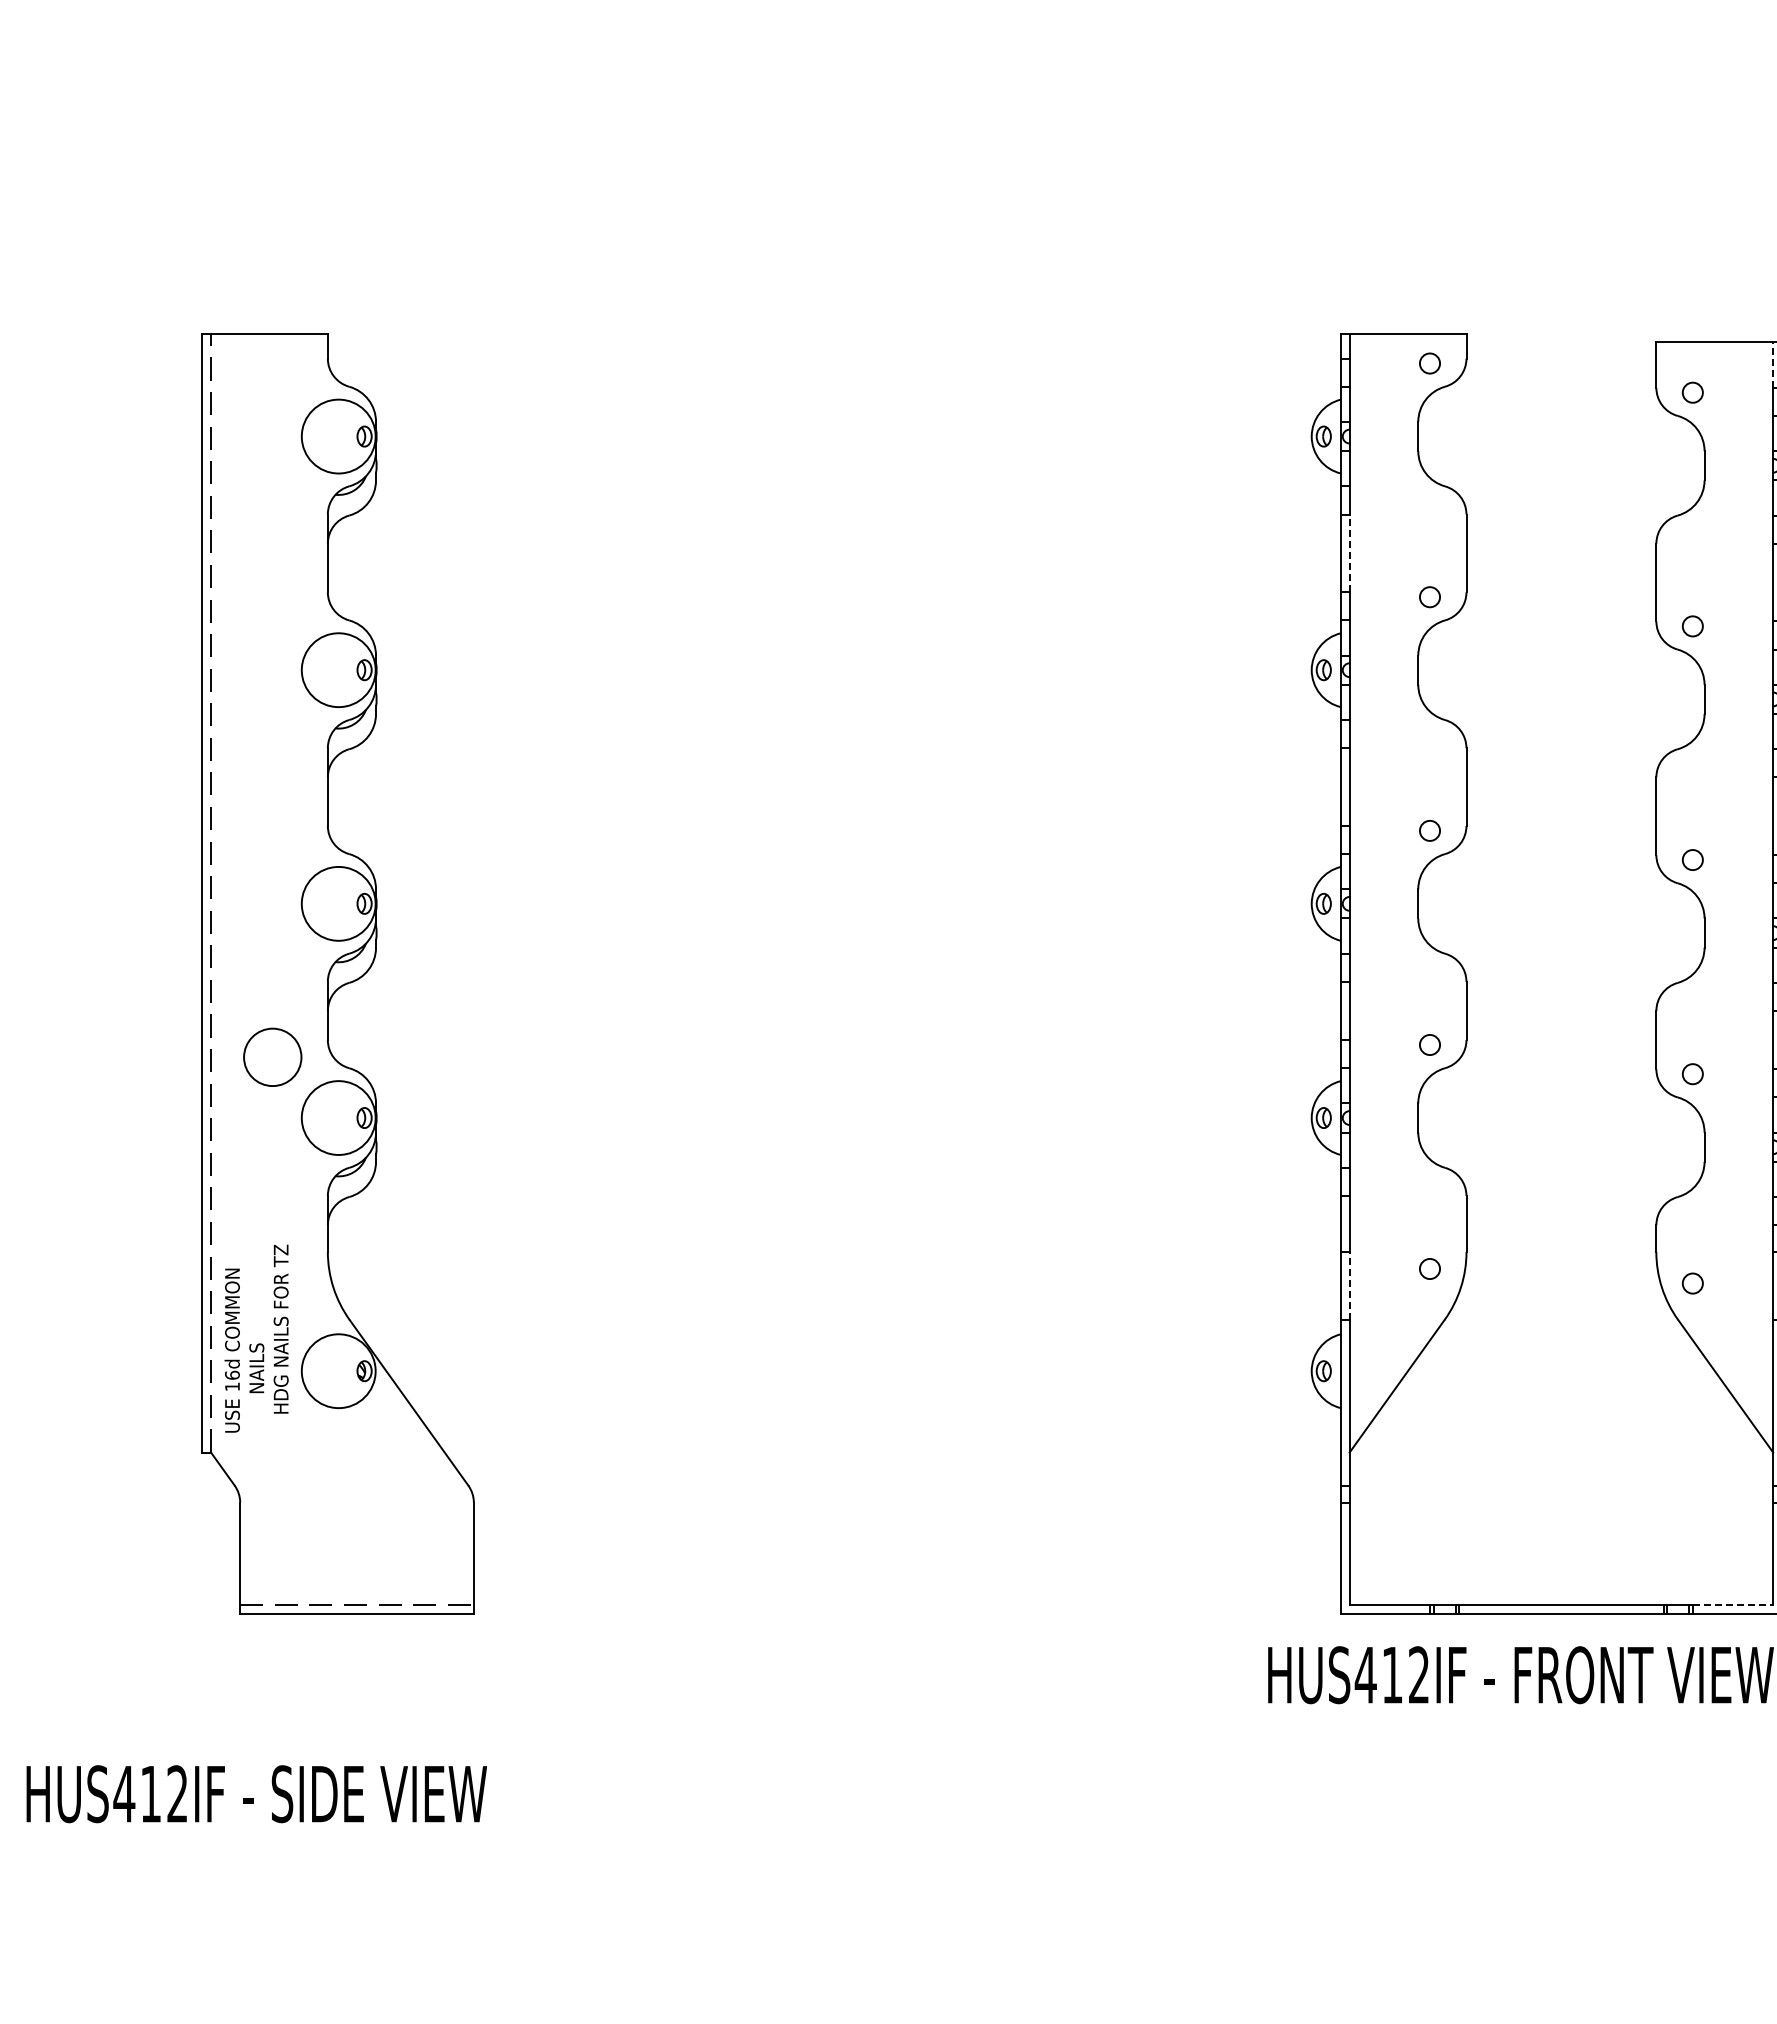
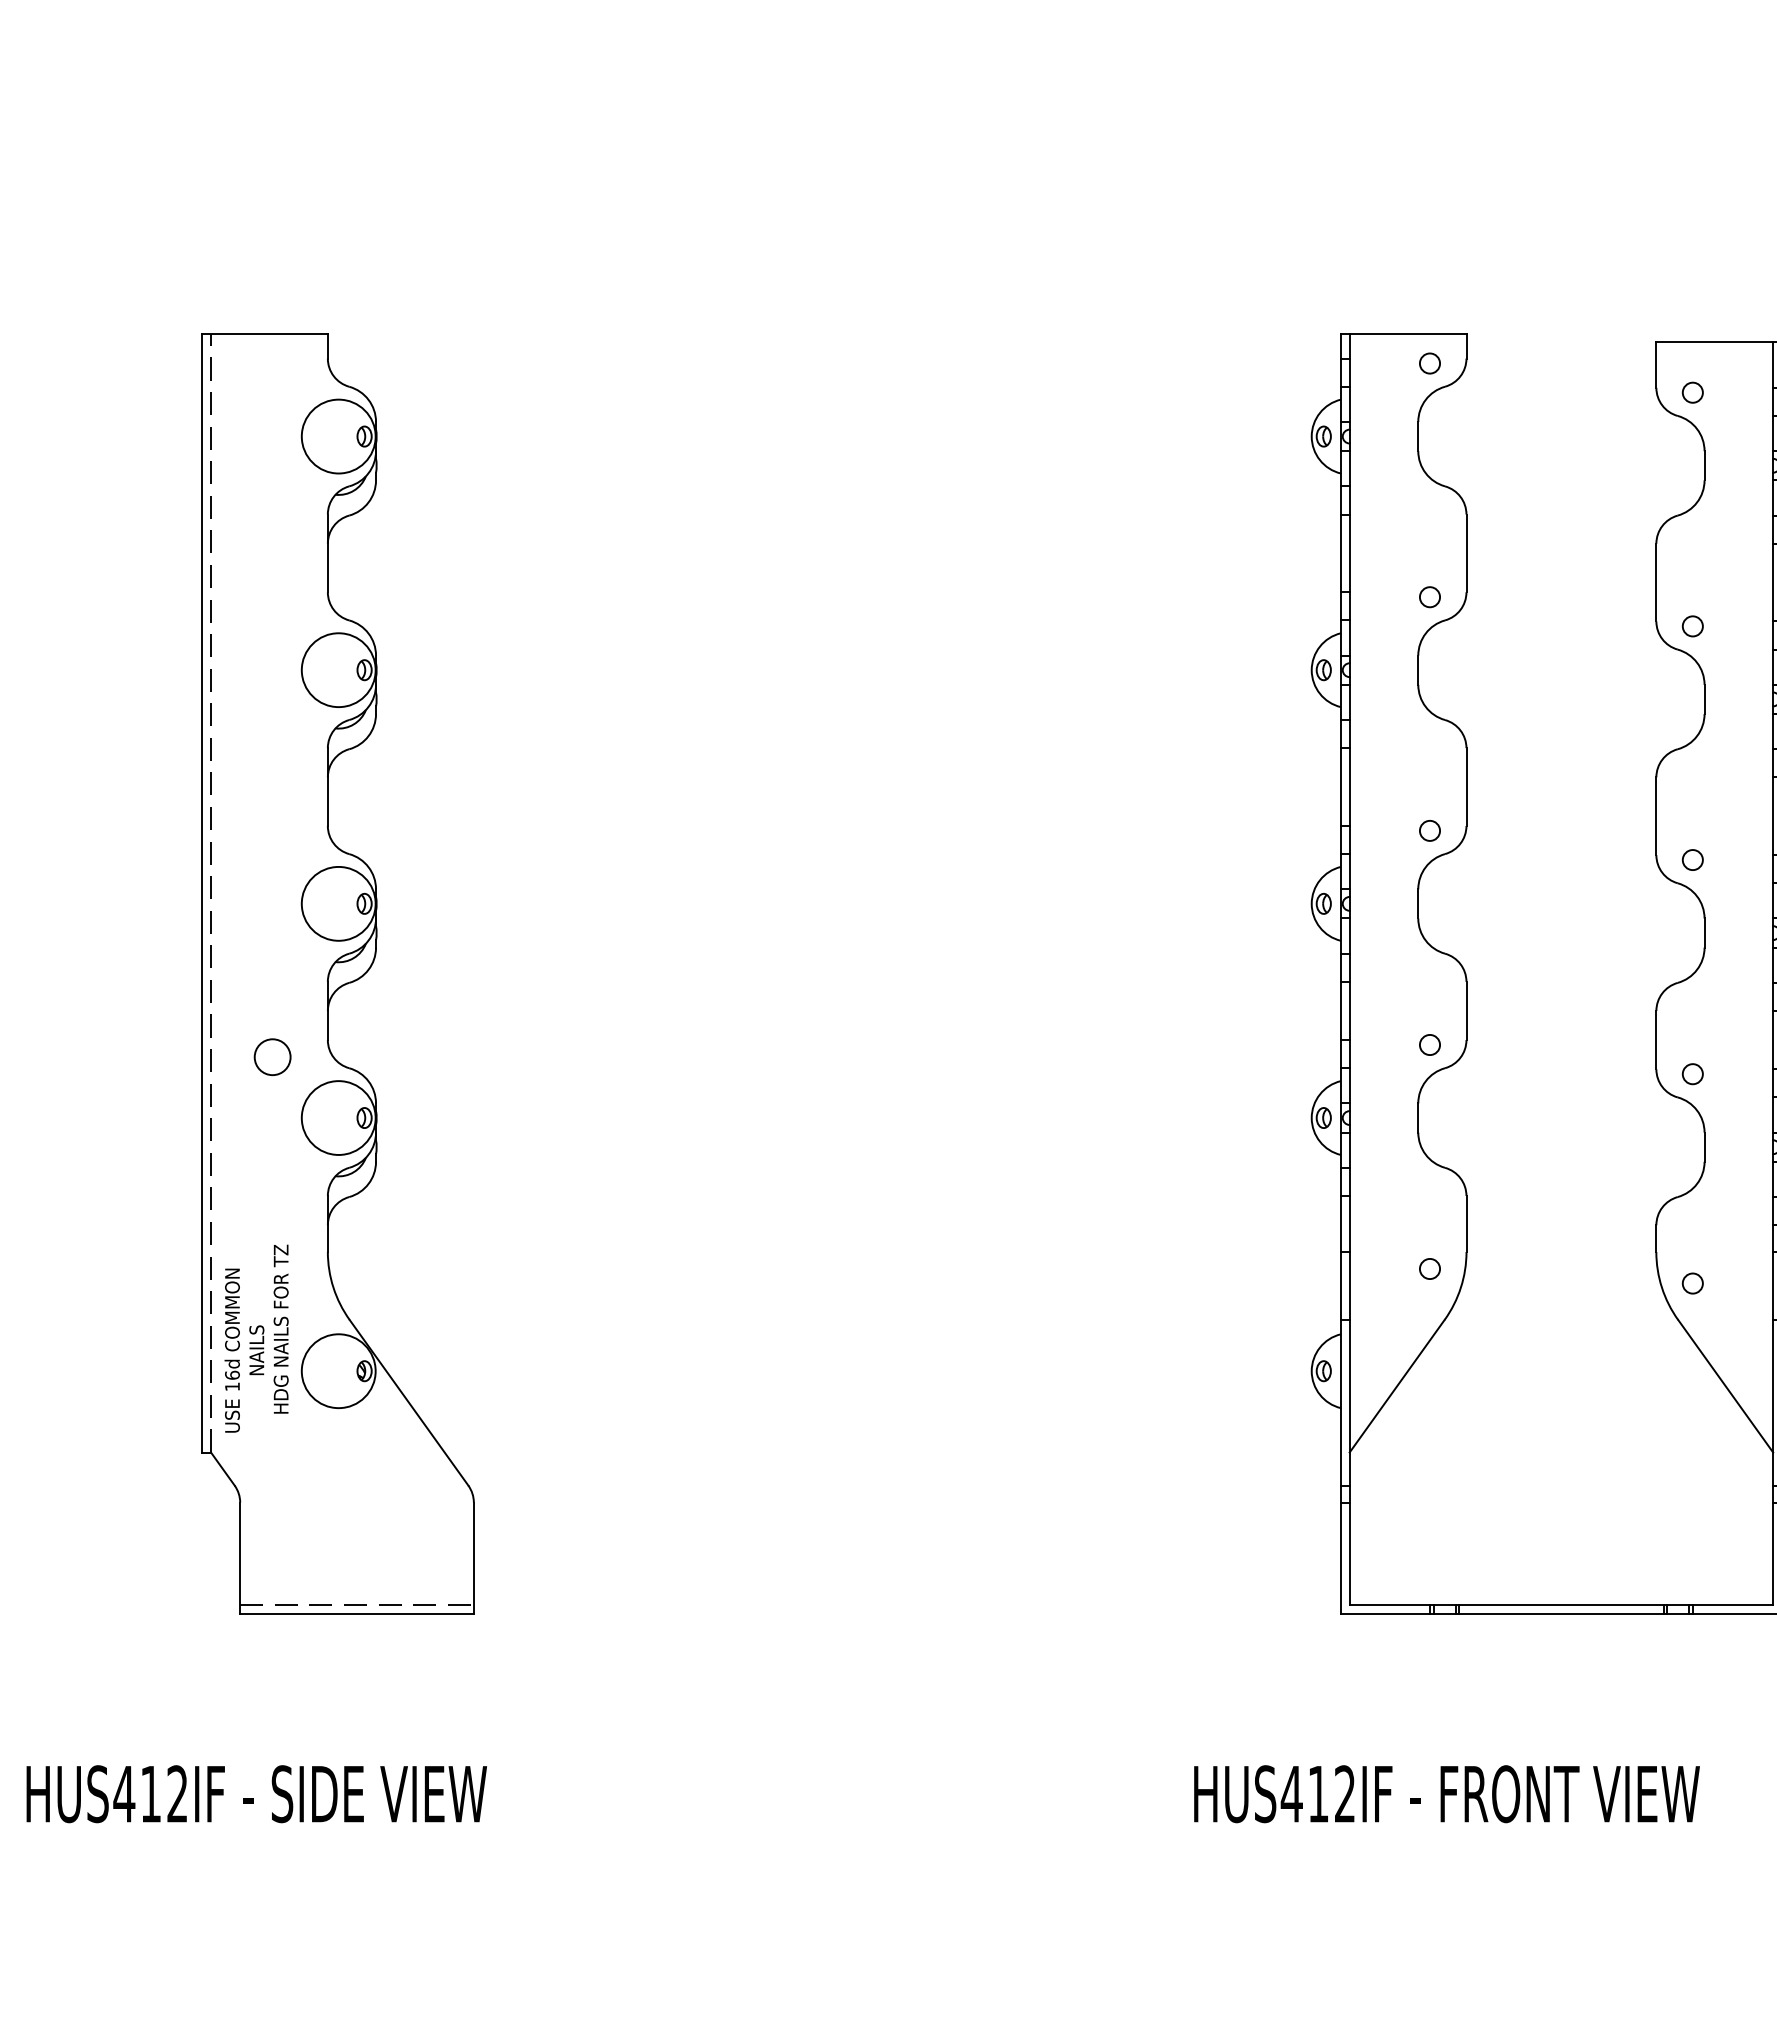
line: dashed -> solid (1773, 364)
line: dashed -> solid (1349, 553)
circle size: 60x60 px -> 39x38 px (272, 1056)
line: dashed -> solid (1349, 1285)
text position: (256, 1368) -> (256, 1350) (256, 1350)
line: dashed -> solid (1733, 1604)
text position: (1520, 1675) -> (1446, 1794) (1446, 1794)
